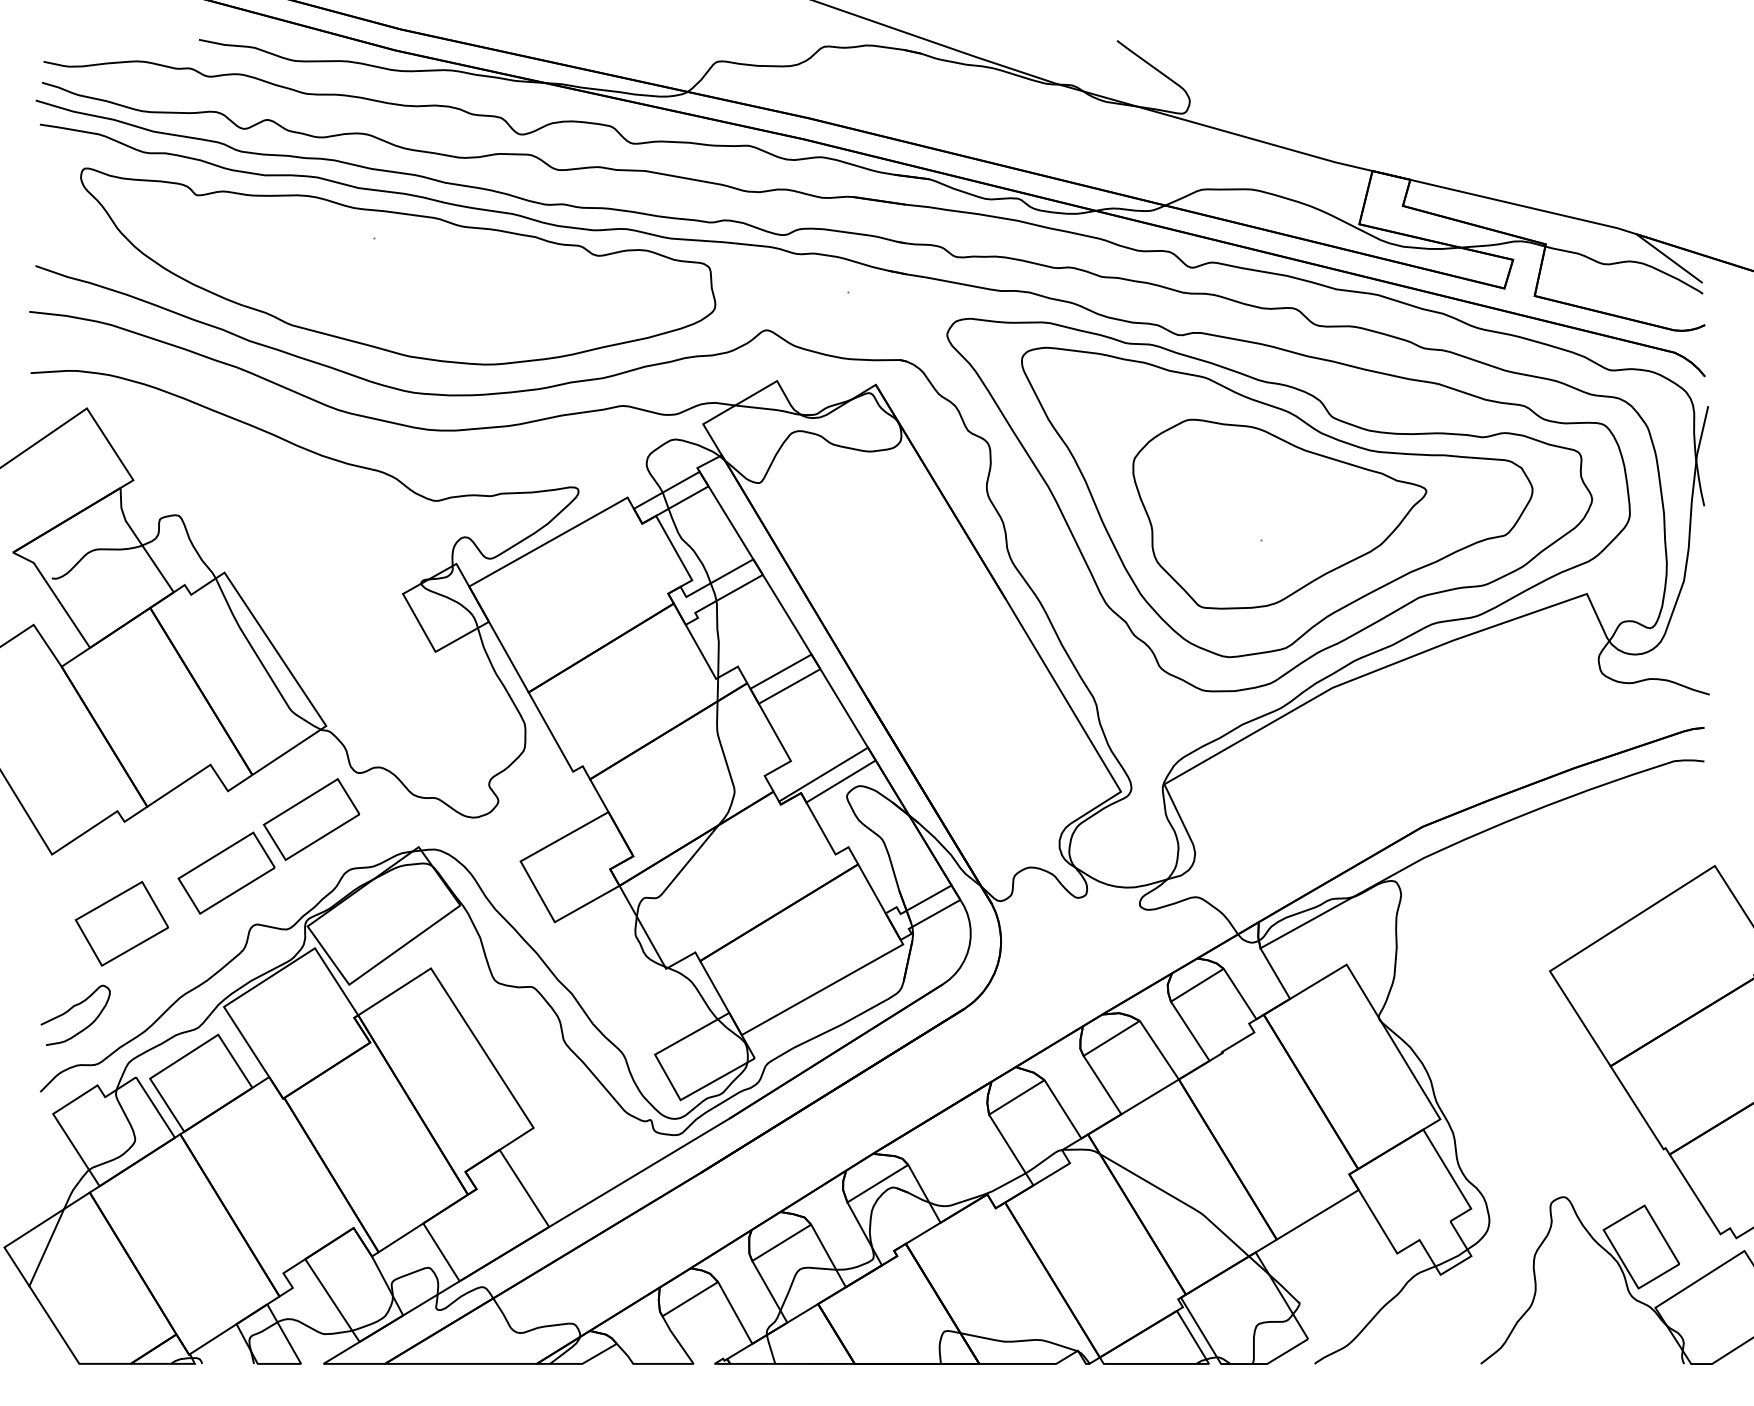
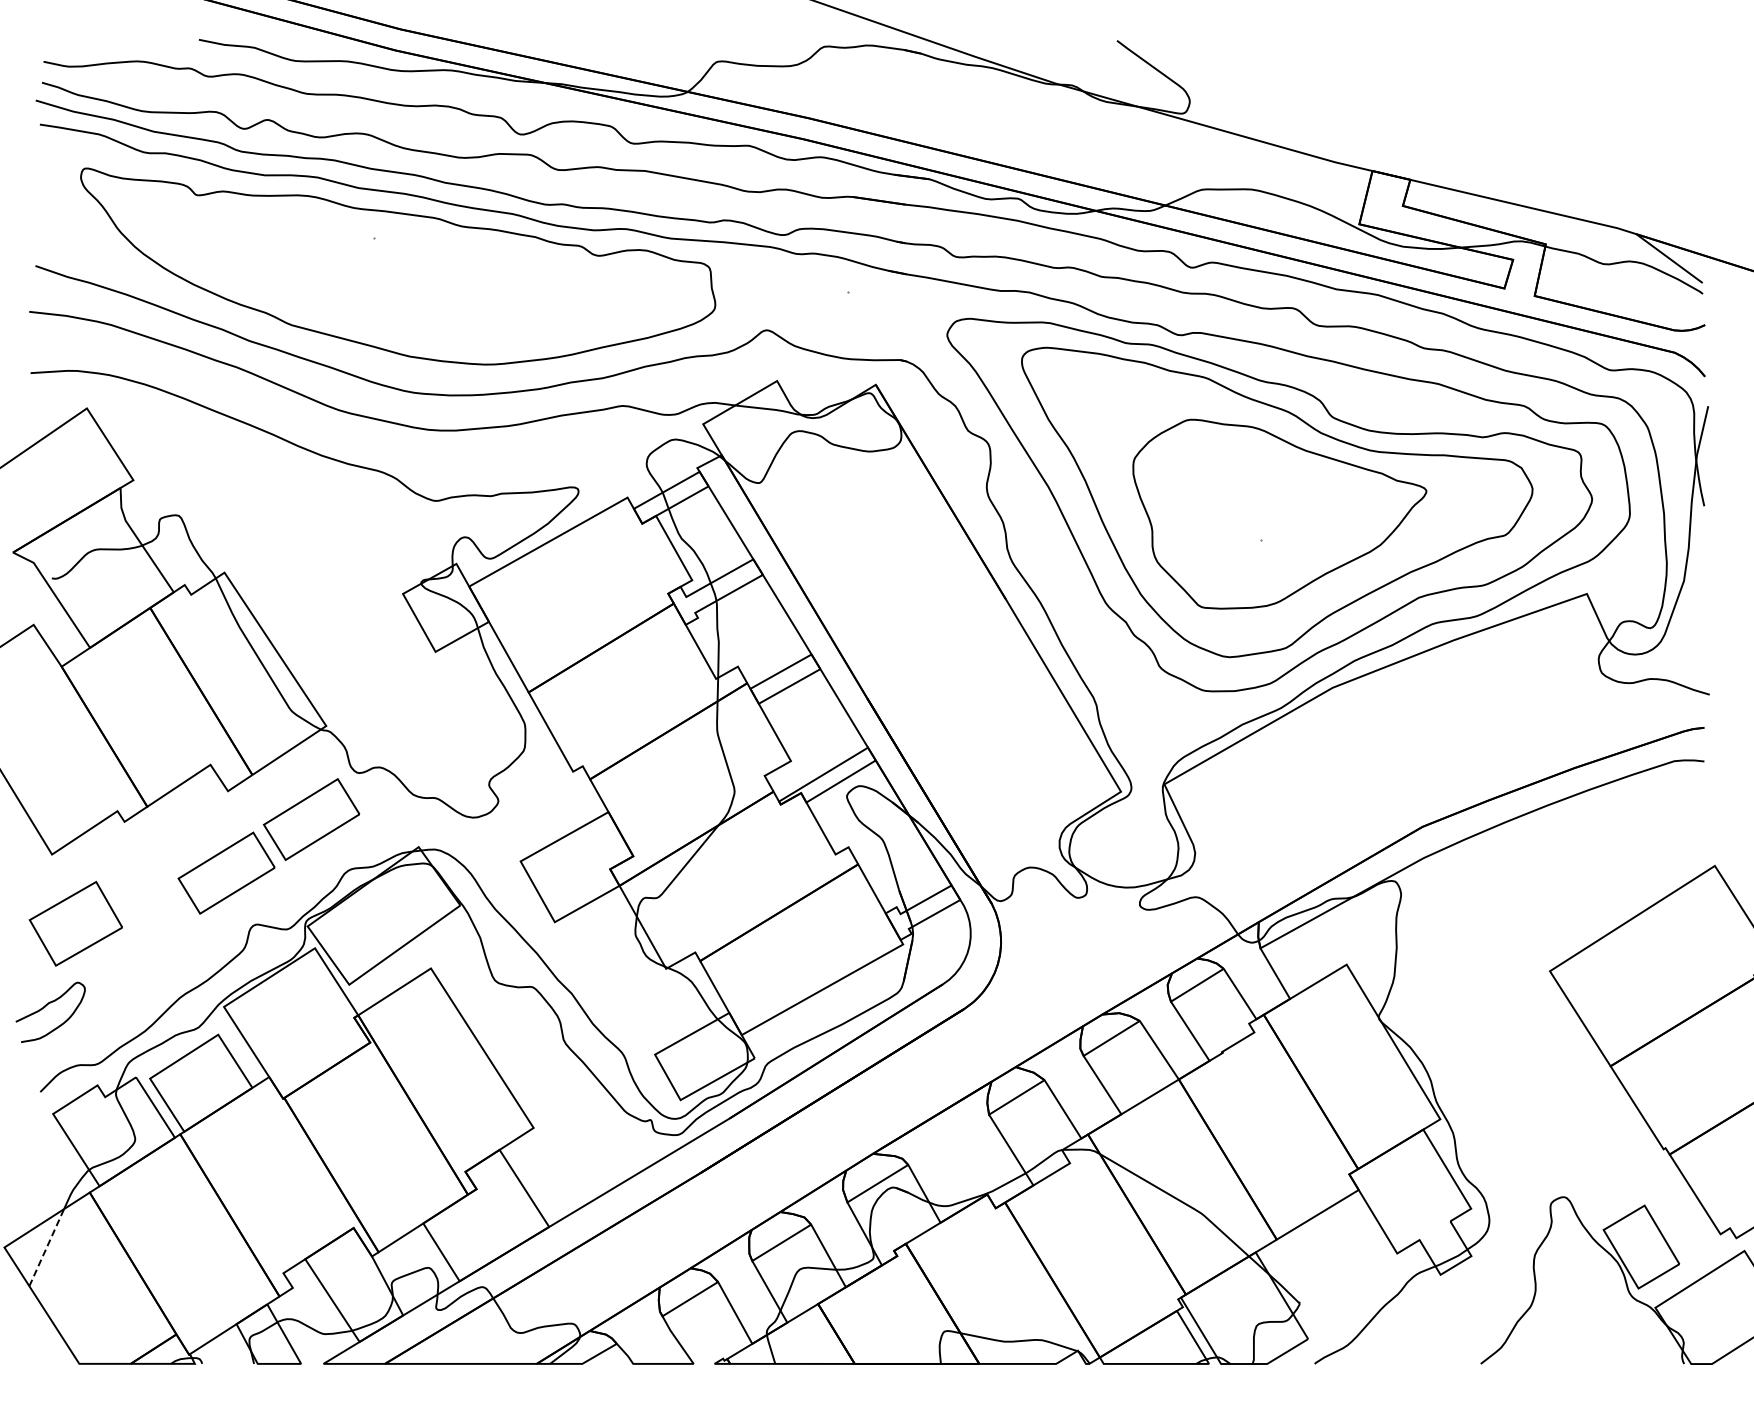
part position: (121, 923) -> (75, 923) (75, 923)
curve position: (71, 1009) -> (46, 1006) (46, 1006)
line: solid -> dashed (46, 1247)
